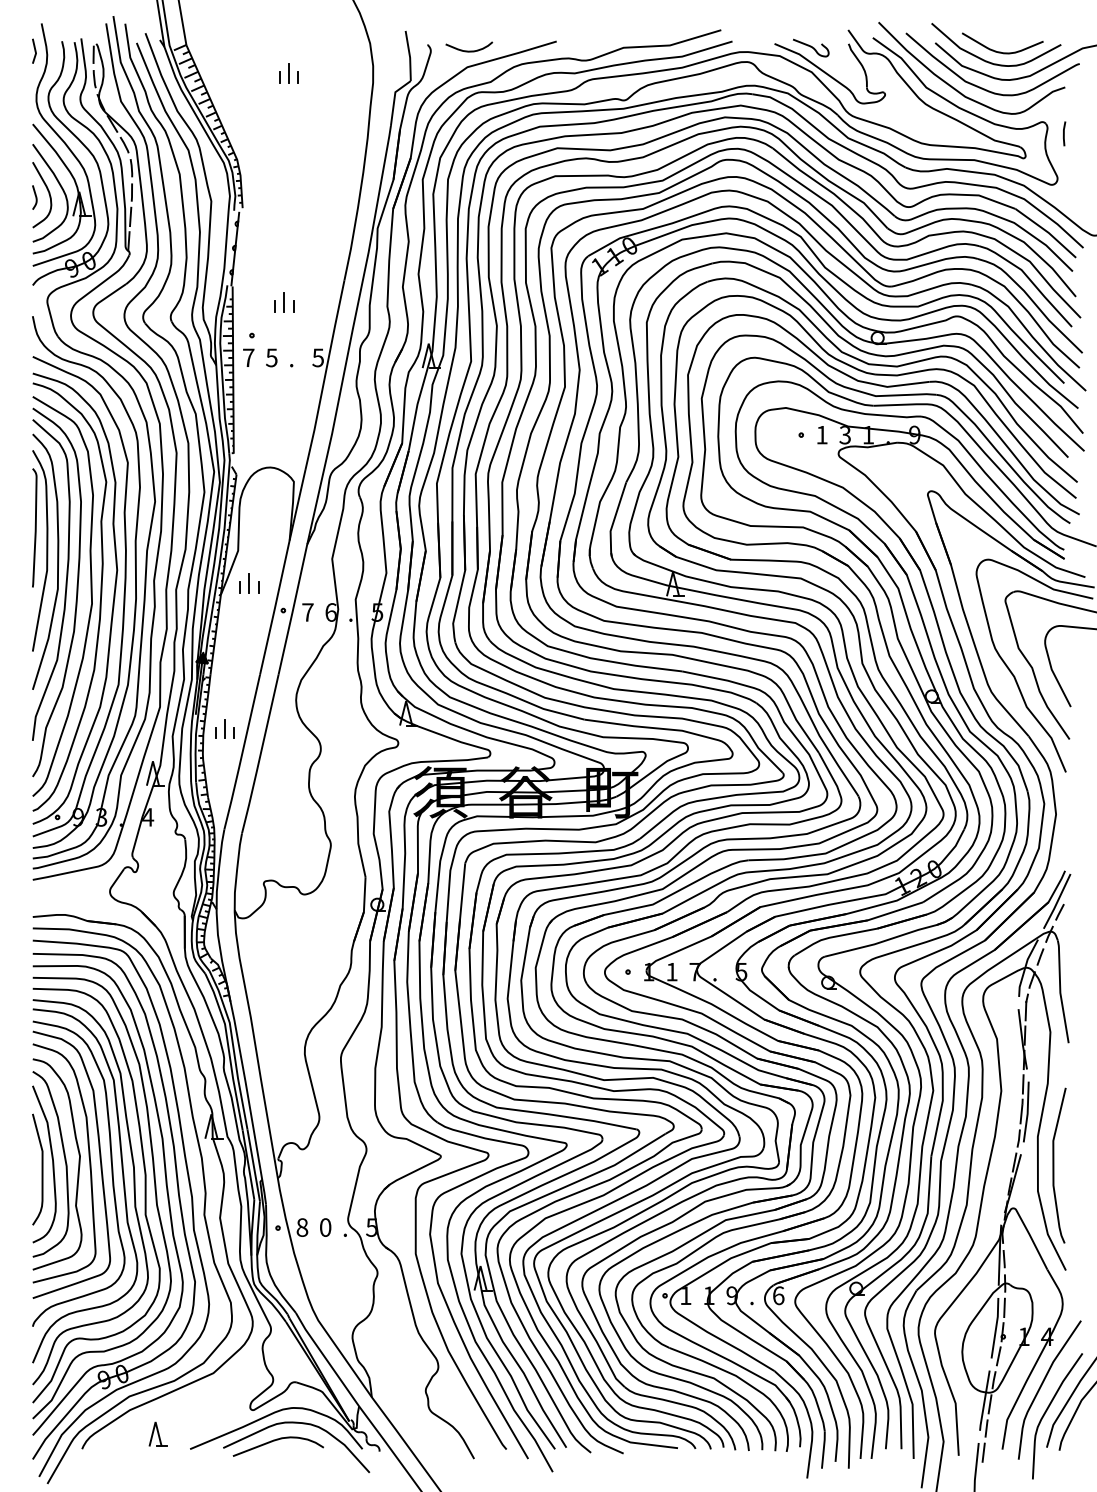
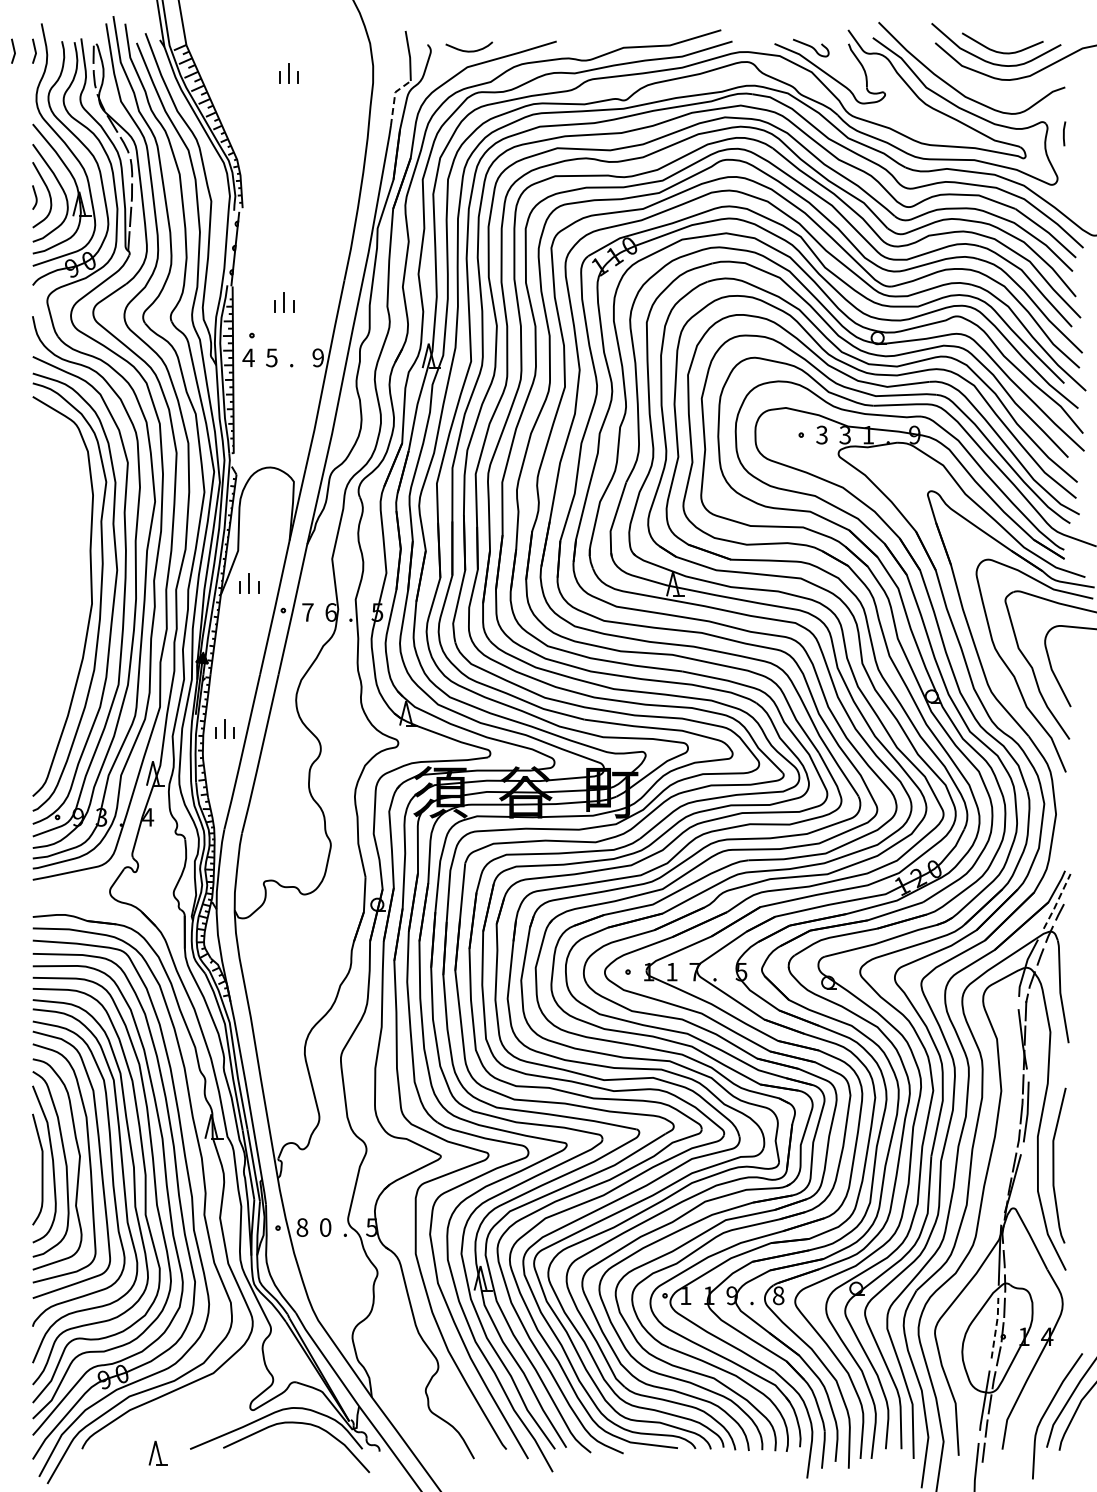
line: none -> present (13, 50)
curve: present -> none (980, 86)
line: solid -> dashed (394, 98)
text: 7 -> 4 (248, 357)
text: 5 -> 9 (317, 357)
text: 1 -> 3 (821, 434)
part: present -> none (56, 592)
line: solid -> dashed (1057, 901)
text: 6 -> 8 (778, 1295)
line: solid -> dashed (996, 1327)
curve: present -> none (1042, 1385)
part position: (157, 1433) -> (157, 1452) (157, 1452)
curve: present -> none (274, 1441)
